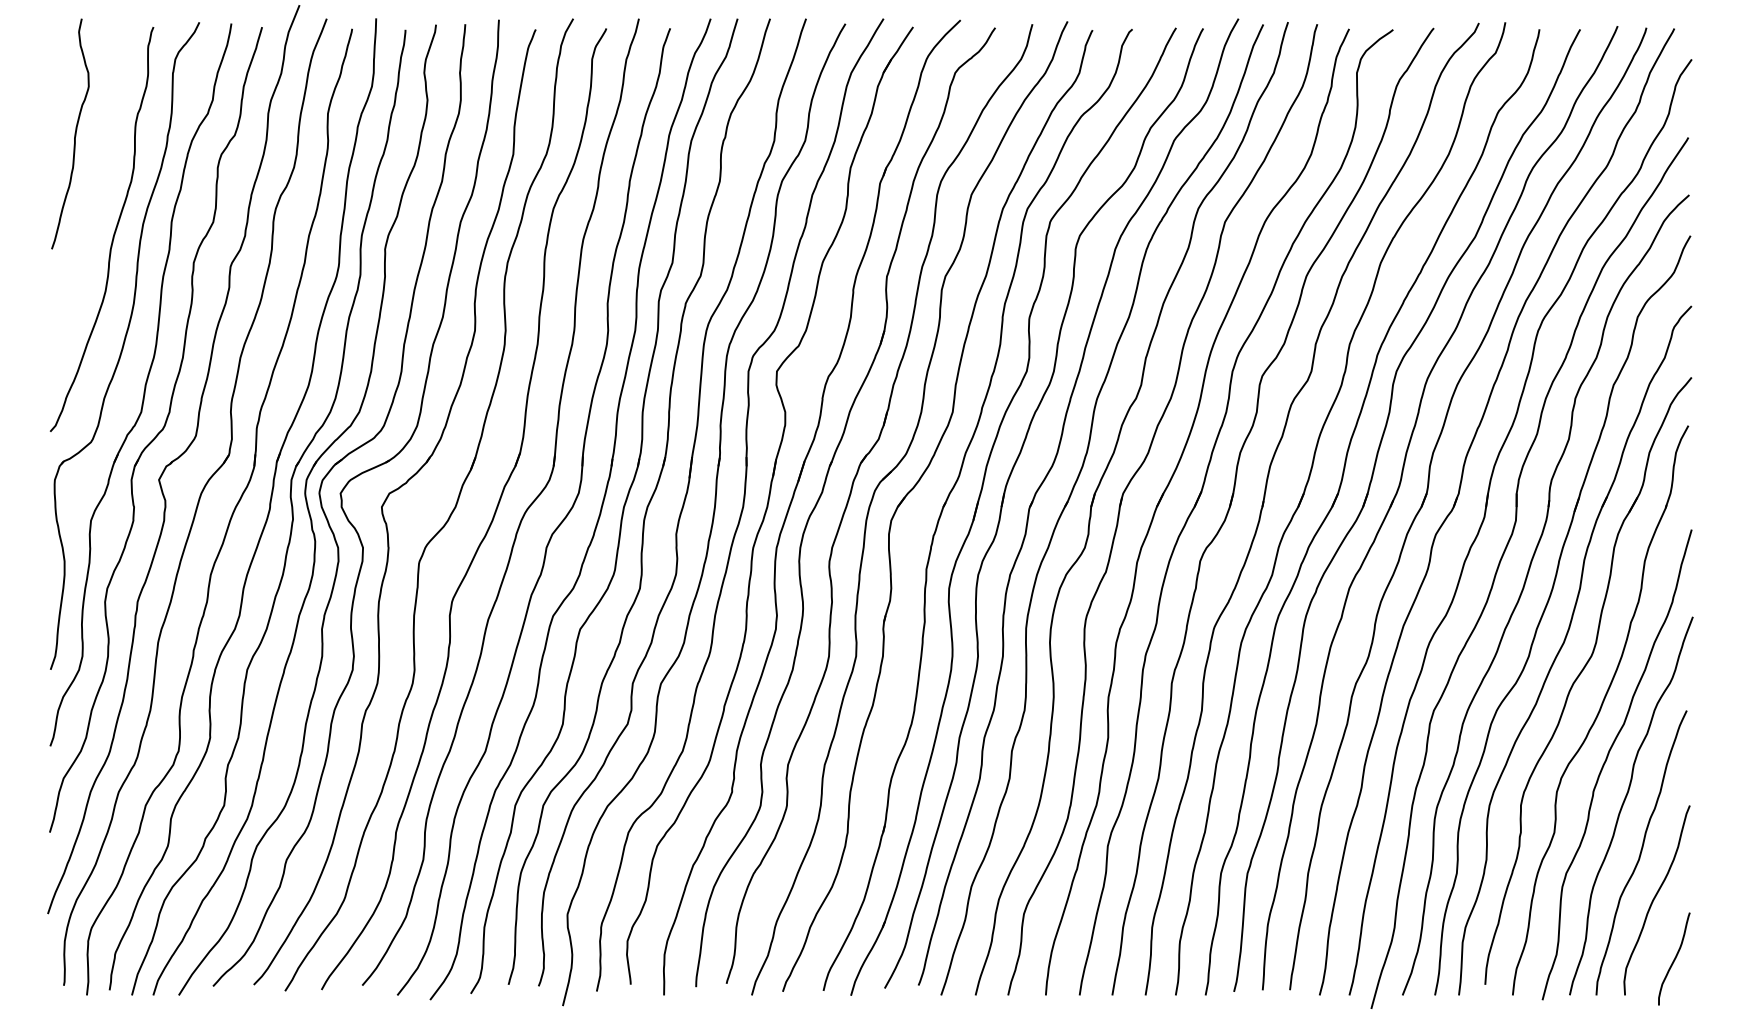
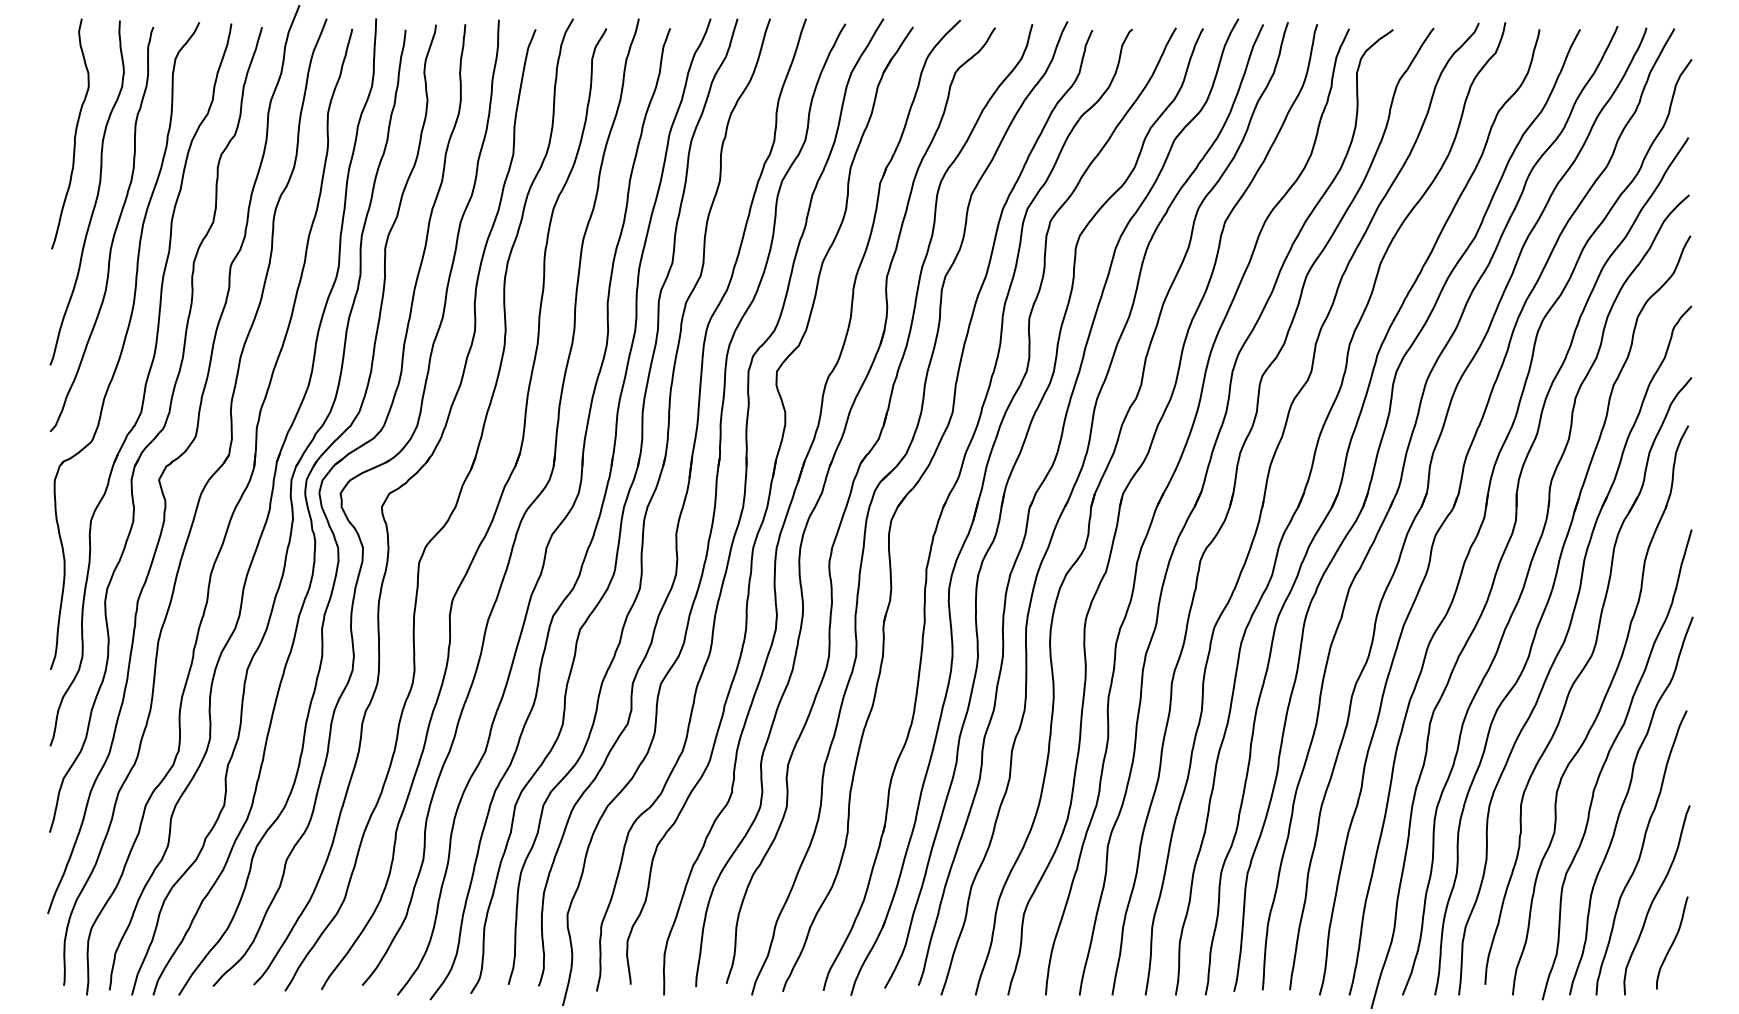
curve: none -> present (96, 195)
curve position: (1674, 958) -> (1672, 942) (1672, 942)
